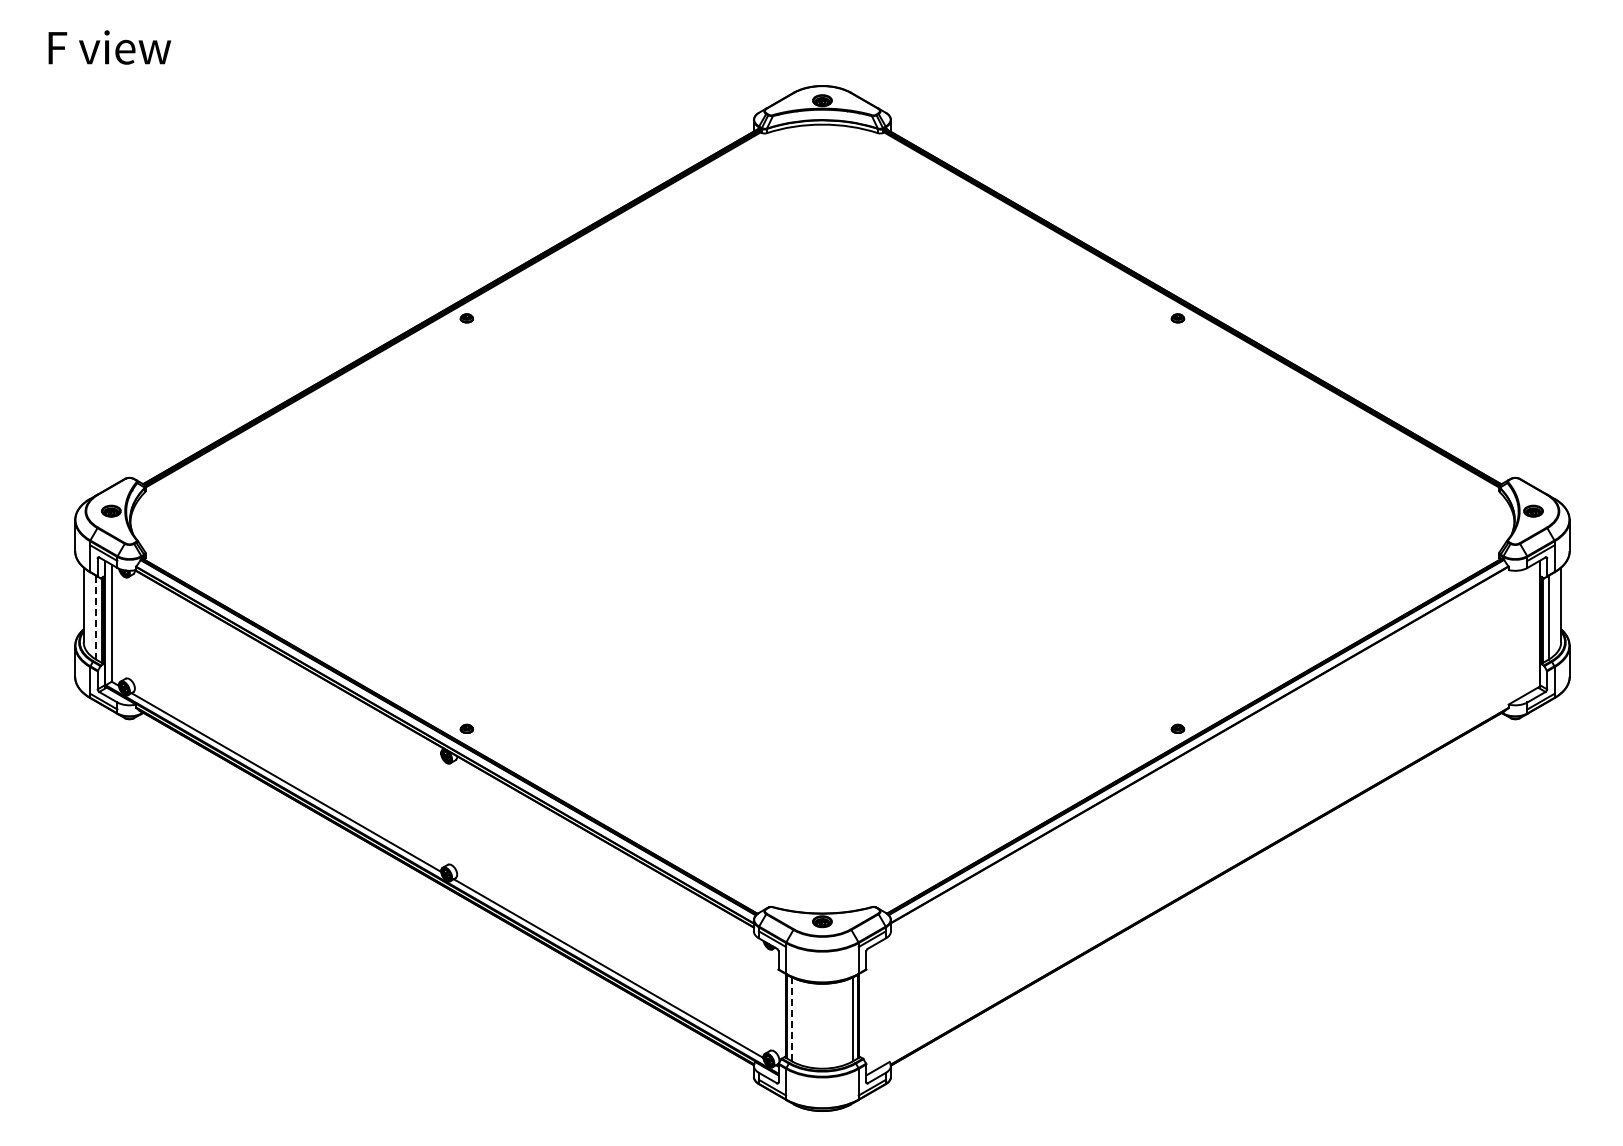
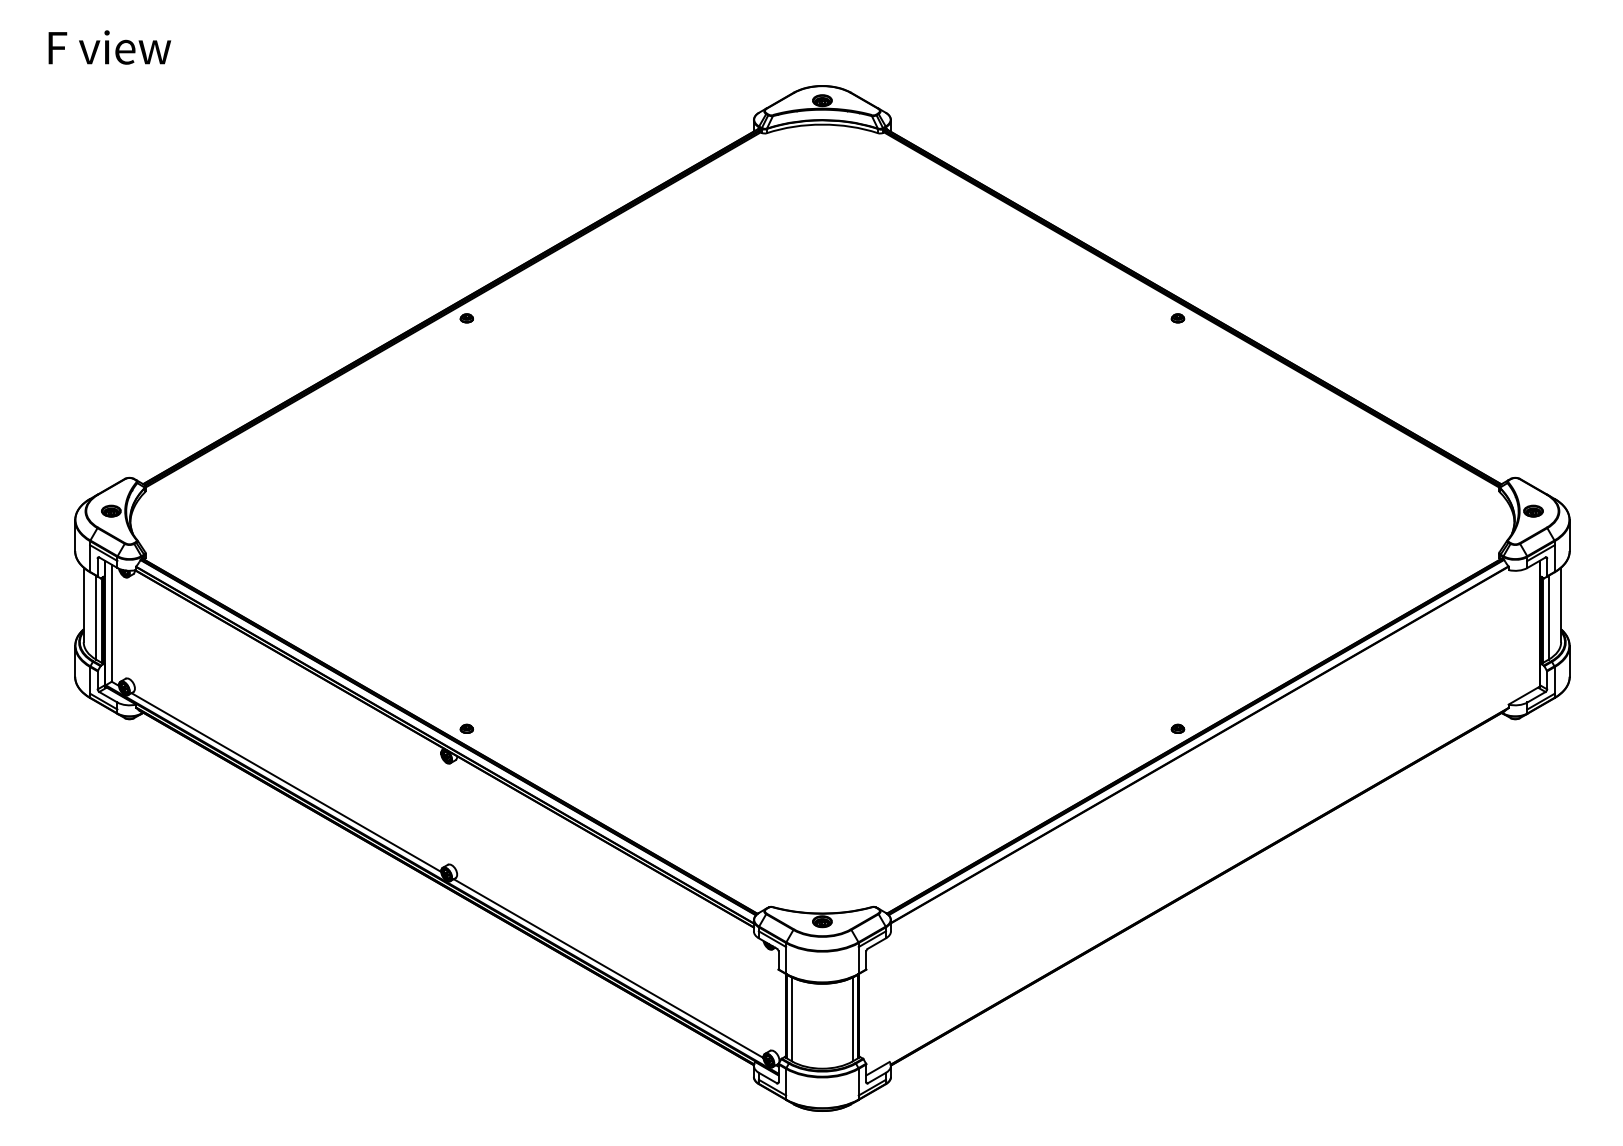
line: dashed -> solid (96, 617)
line: dashed -> solid (792, 1019)
